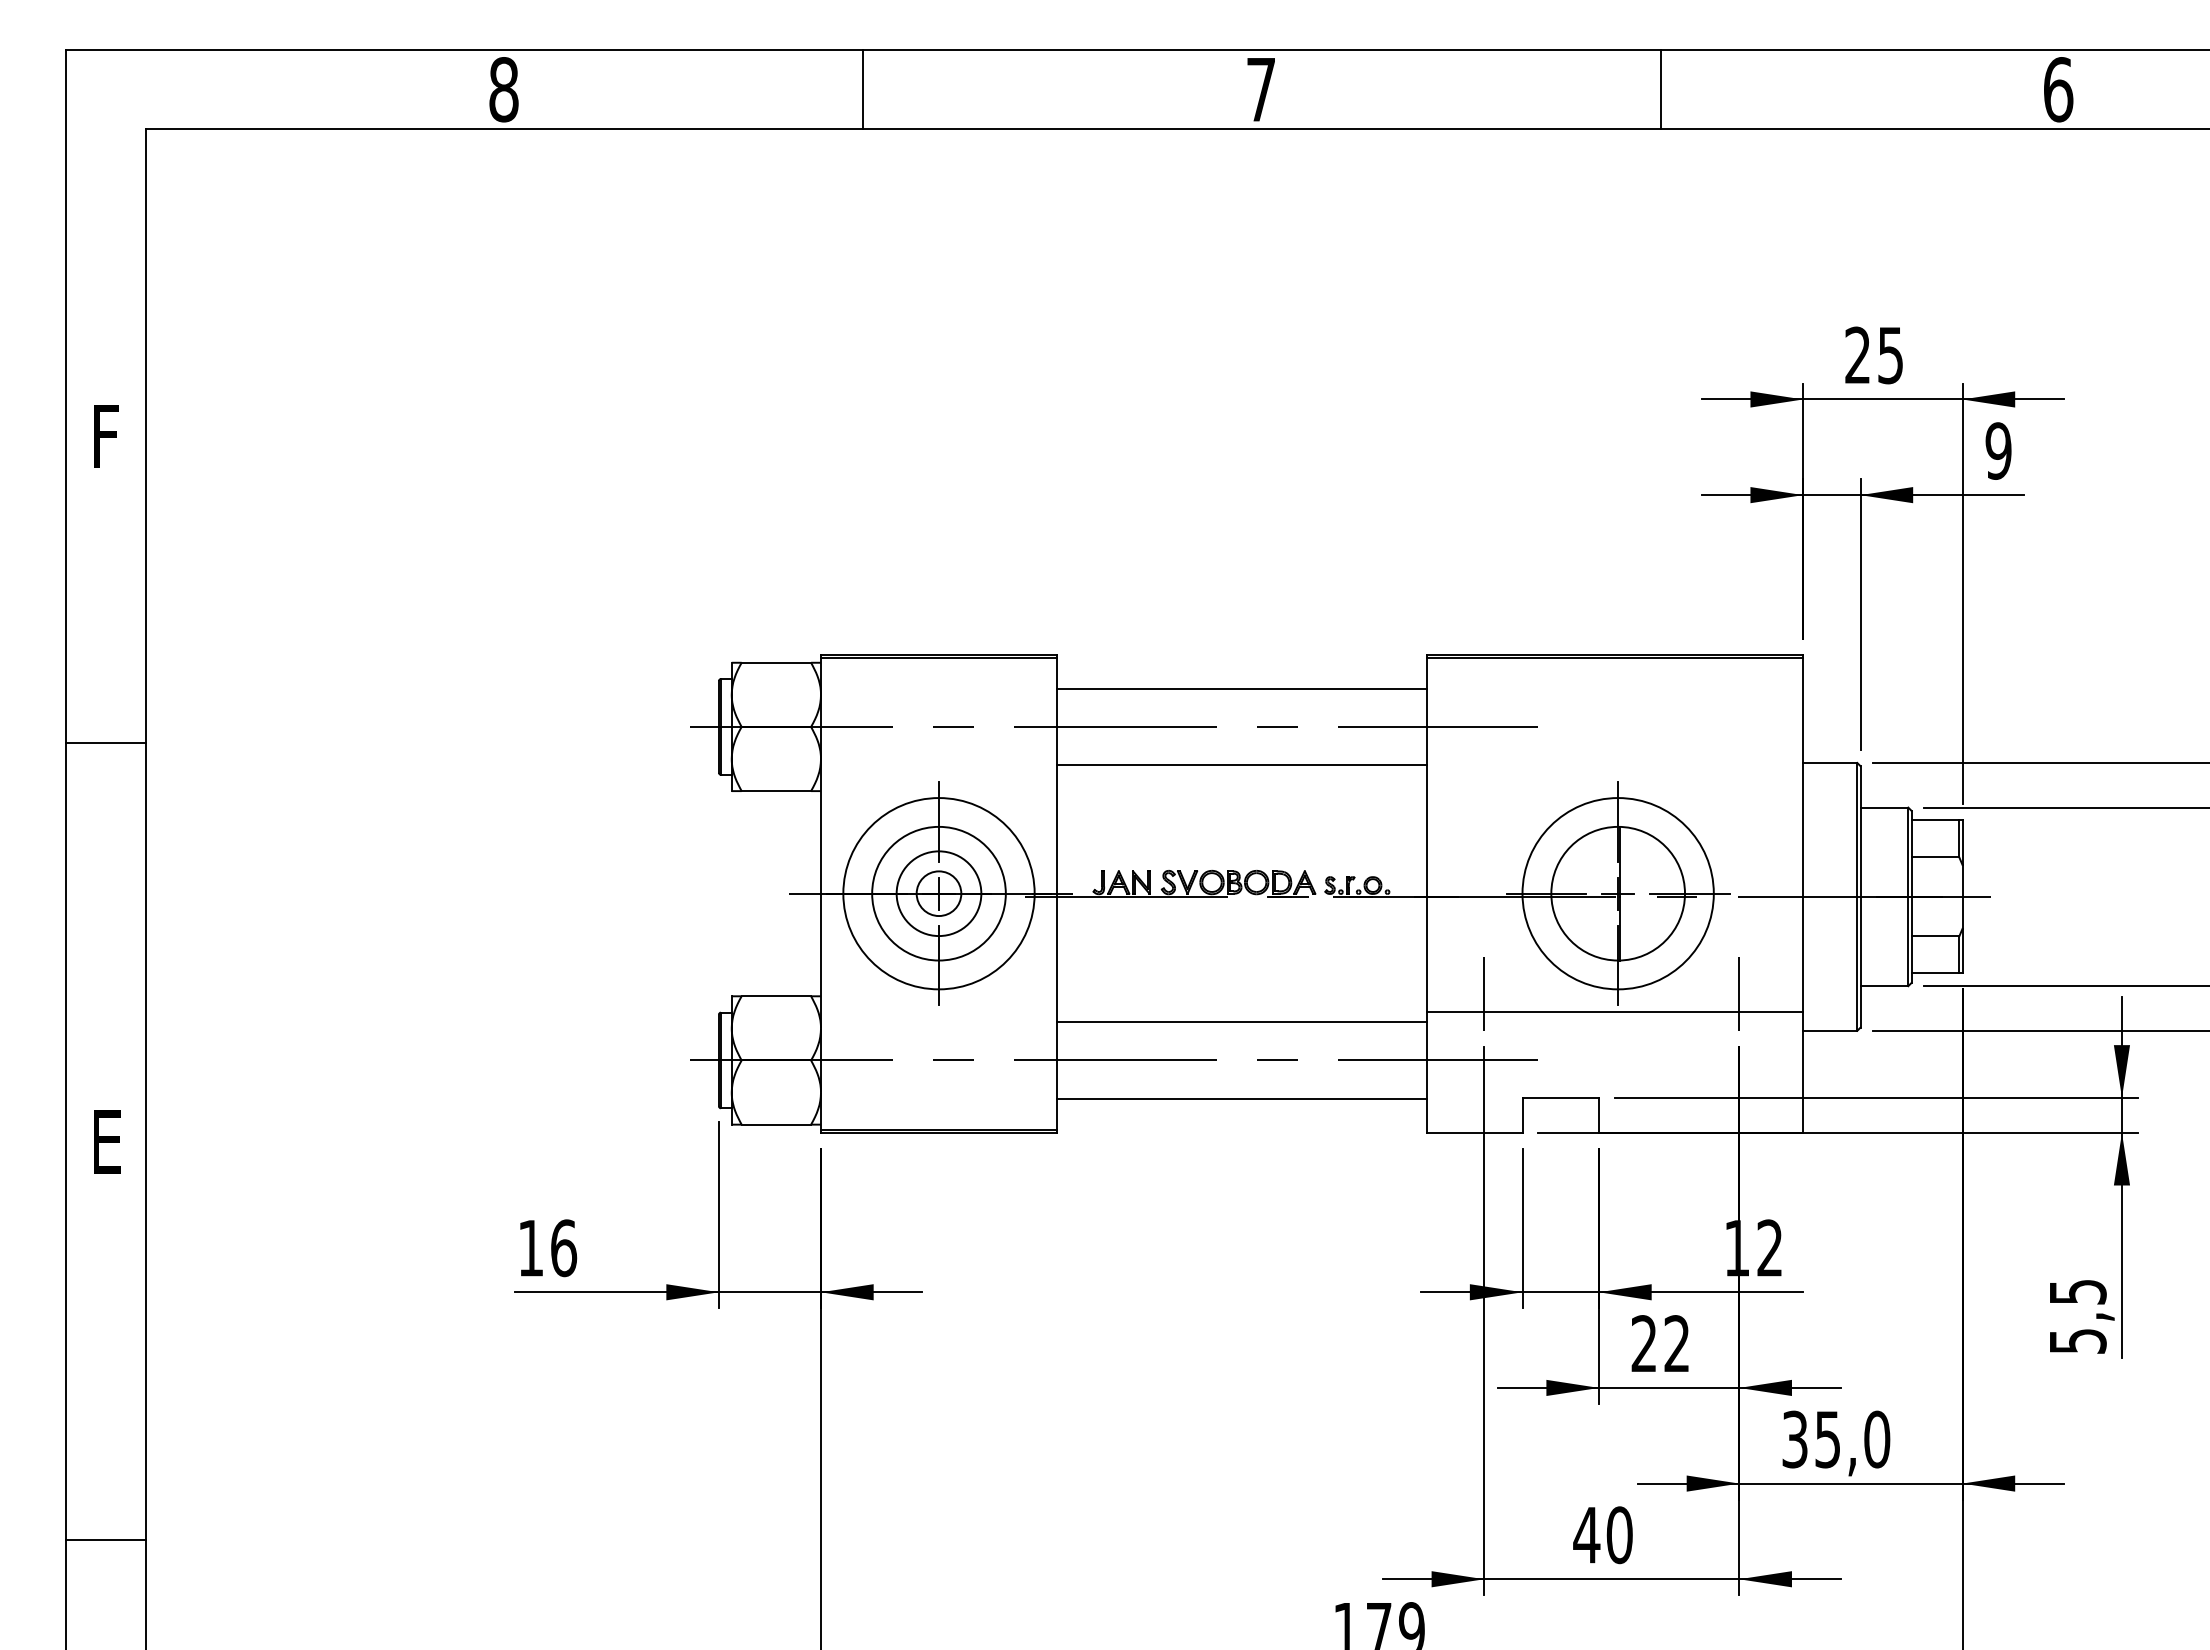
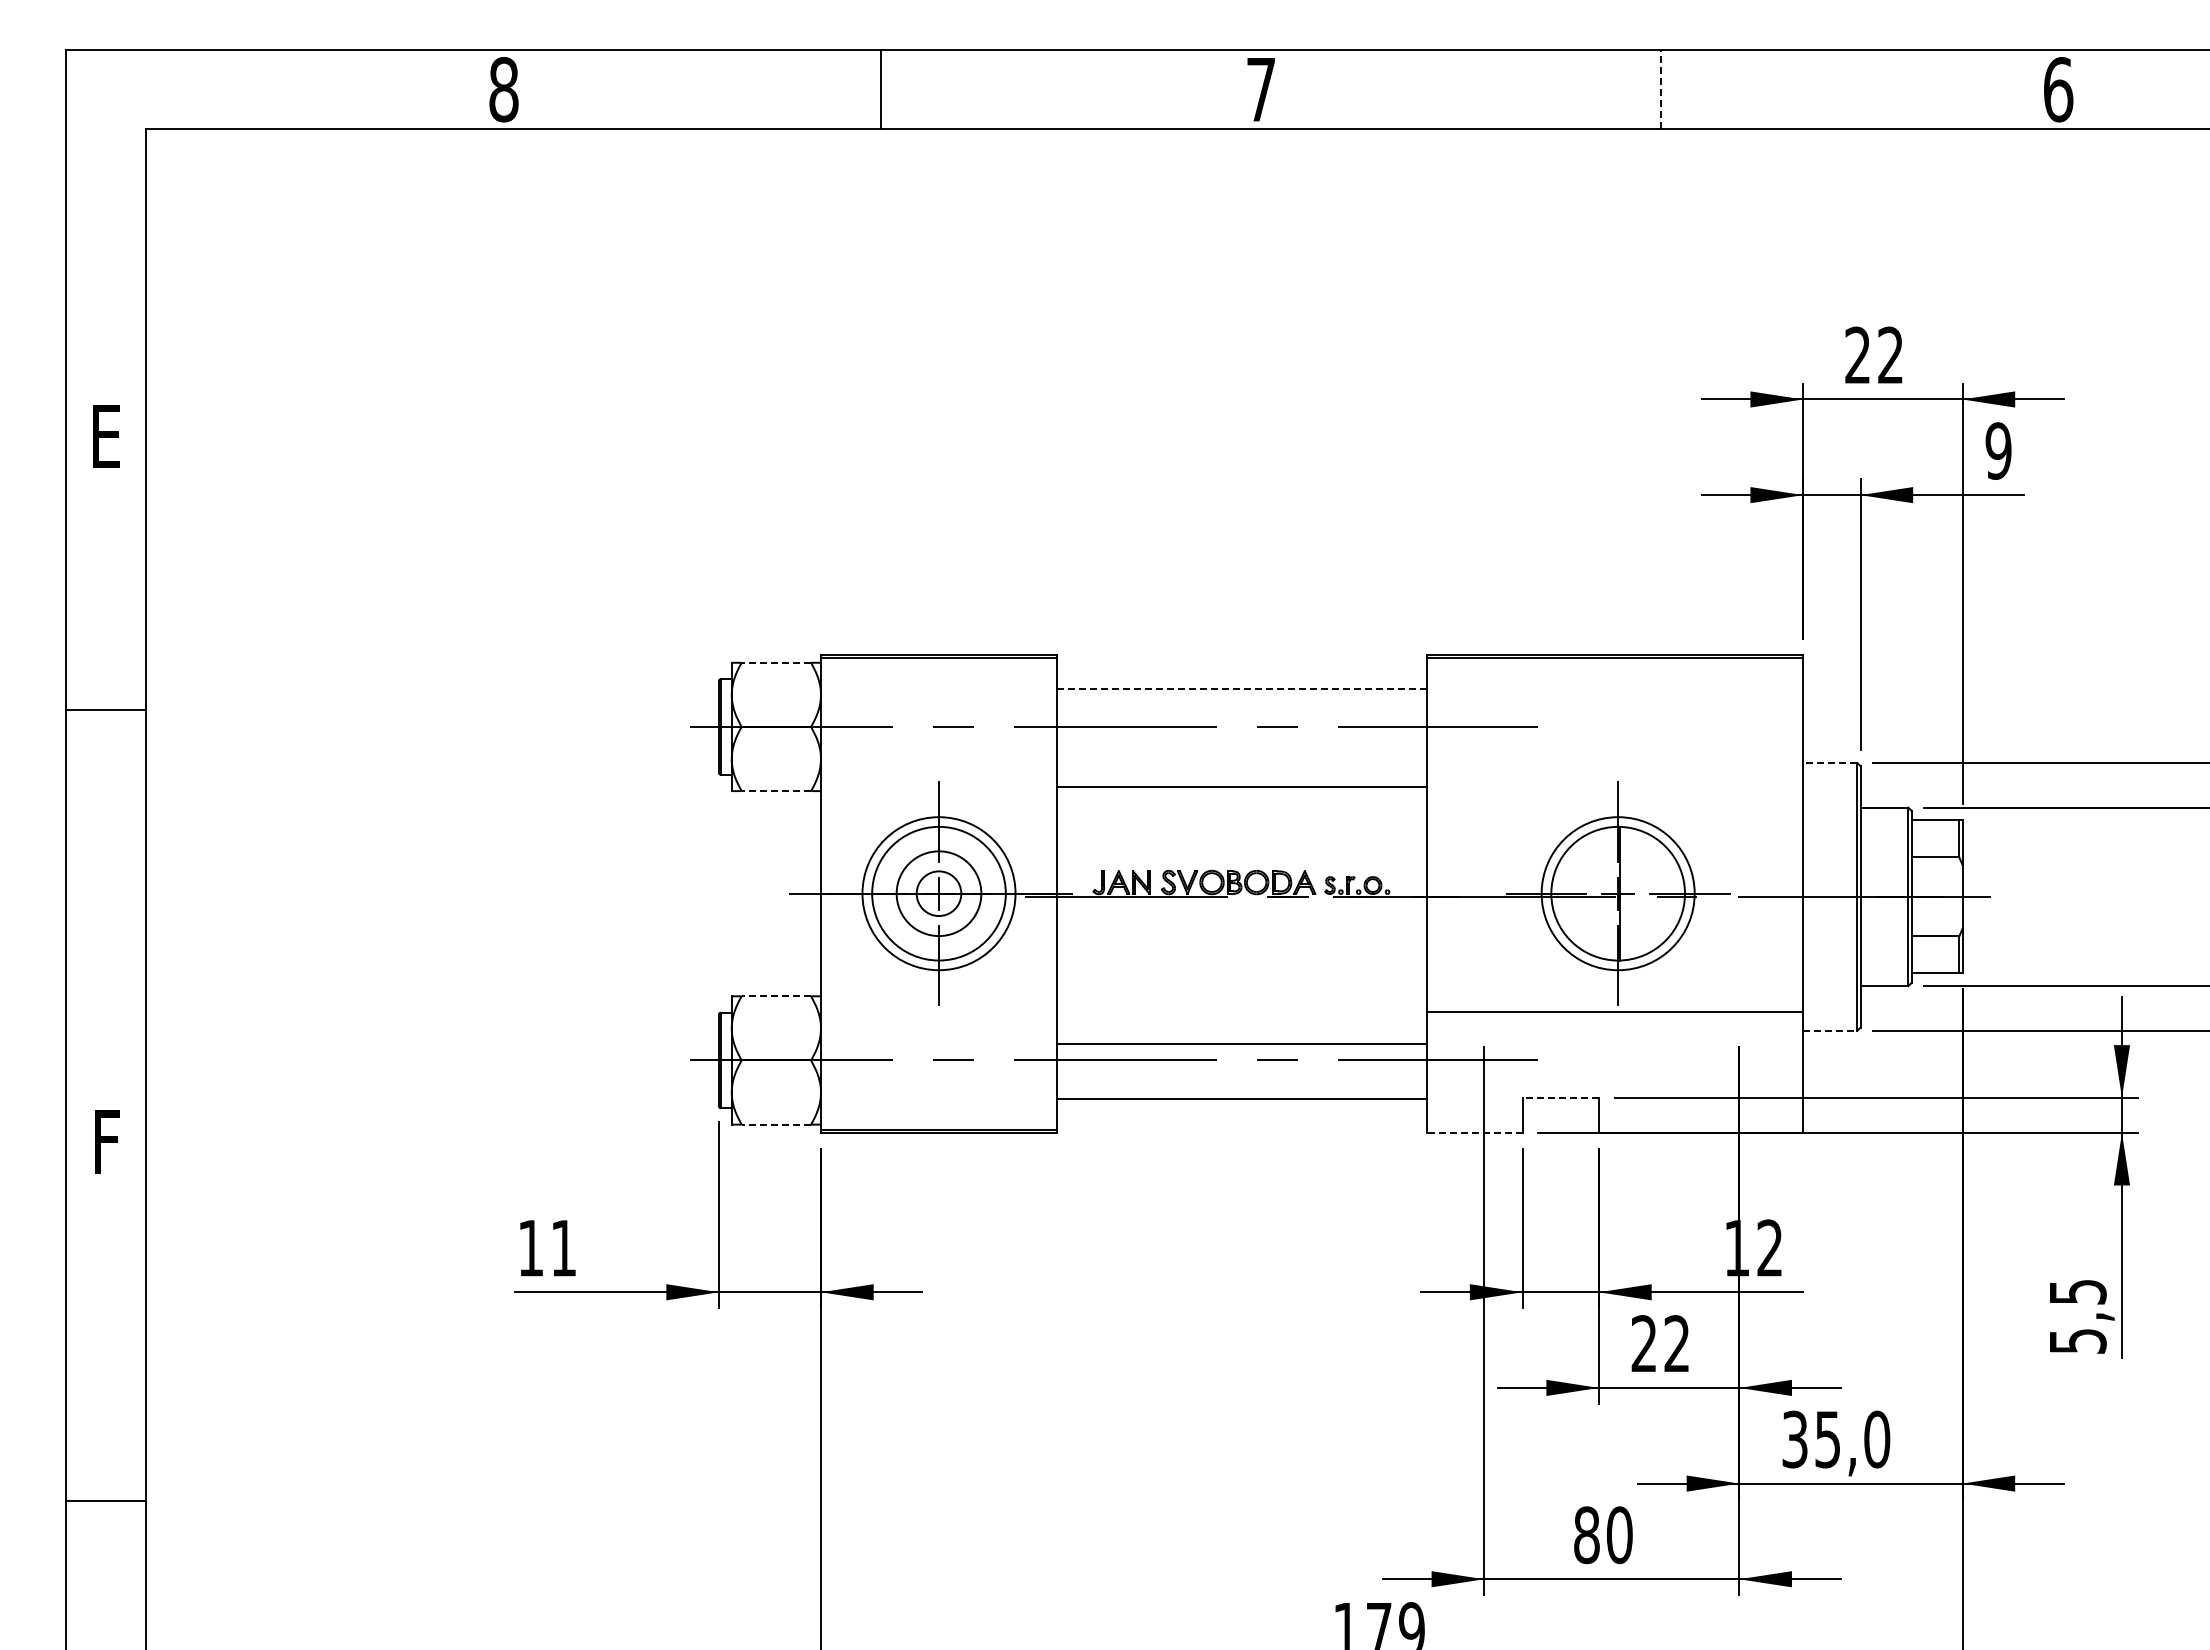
line position: (863, 89) -> (881, 89) (881, 89)
line: solid -> dashed (1660, 89)
text: 25 -> 22 (1890, 355)
text: F -> E (106, 436)
line: solid -> dashed (776, 662)
line: solid -> dashed (1241, 688)
line position: (106, 743) -> (106, 710) (106, 710)
line: solid -> dashed (1829, 762)
line position: (1241, 765) -> (1241, 787) (1241, 787)
line: solid -> dashed (776, 791)
circle diameter: 191 px -> 153 px (938, 893)
circle diameter: 191 px -> 153 px (1617, 893)
line: present -> none (1484, 993)
line: present -> none (1739, 993)
line: solid -> dashed (776, 996)
line position: (1241, 1022) -> (1241, 1044) (1241, 1044)
line: solid -> dashed (1830, 1030)
line: solid -> dashed (1560, 1097)
line: solid -> dashed (776, 1124)
line: solid -> dashed (1474, 1132)
text: E -> F (107, 1141)
text: 16 -> 11 (564, 1248)
text: 40 -> 80 (1586, 1535)
line position: (106, 1540) -> (106, 1501) (106, 1501)
